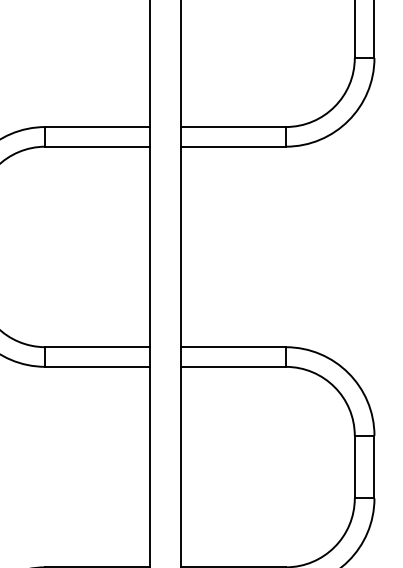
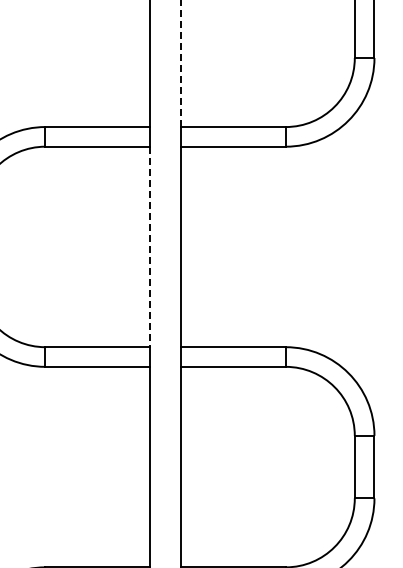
line: solid -> dashed (181, 63)
line: solid -> dashed (150, 247)
